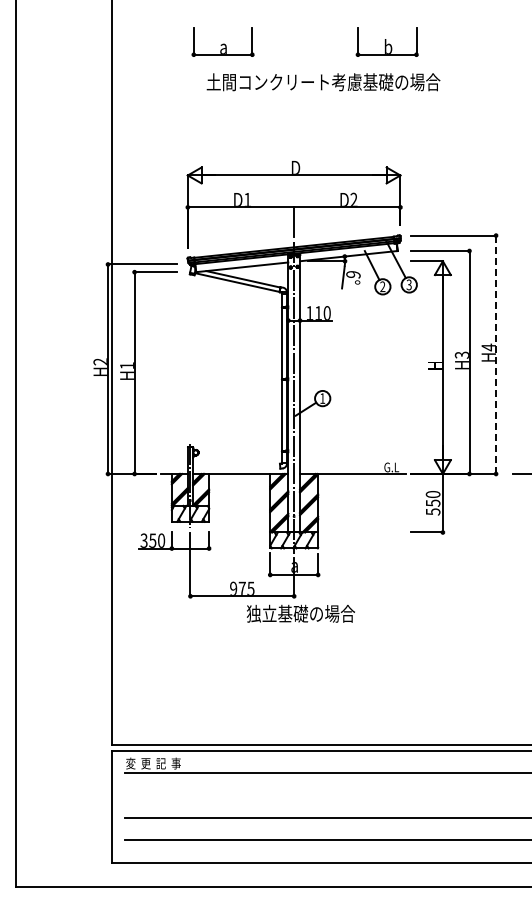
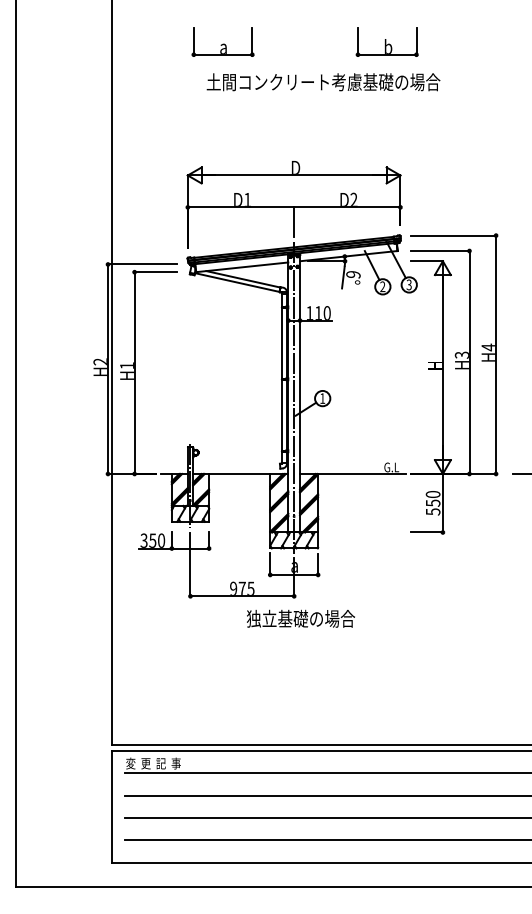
line: dashed -> solid (496, 355)
text position: (300, 613) -> (300, 618) (300, 618)
line: none -> present (326, 795)
